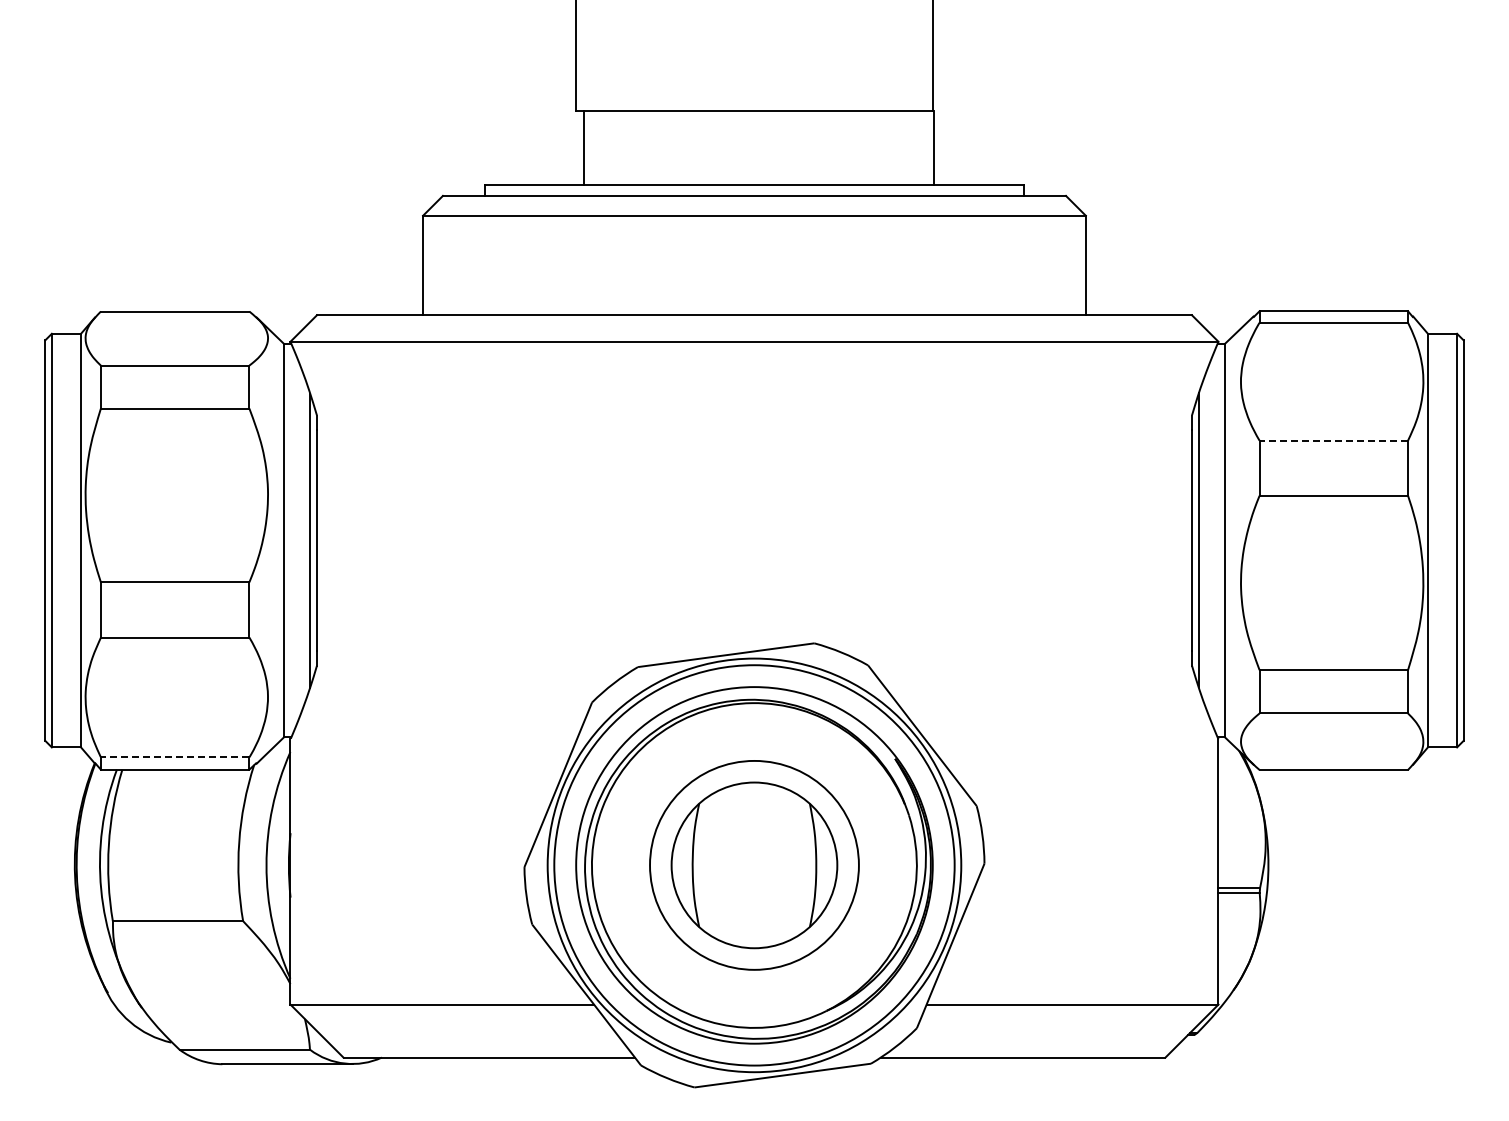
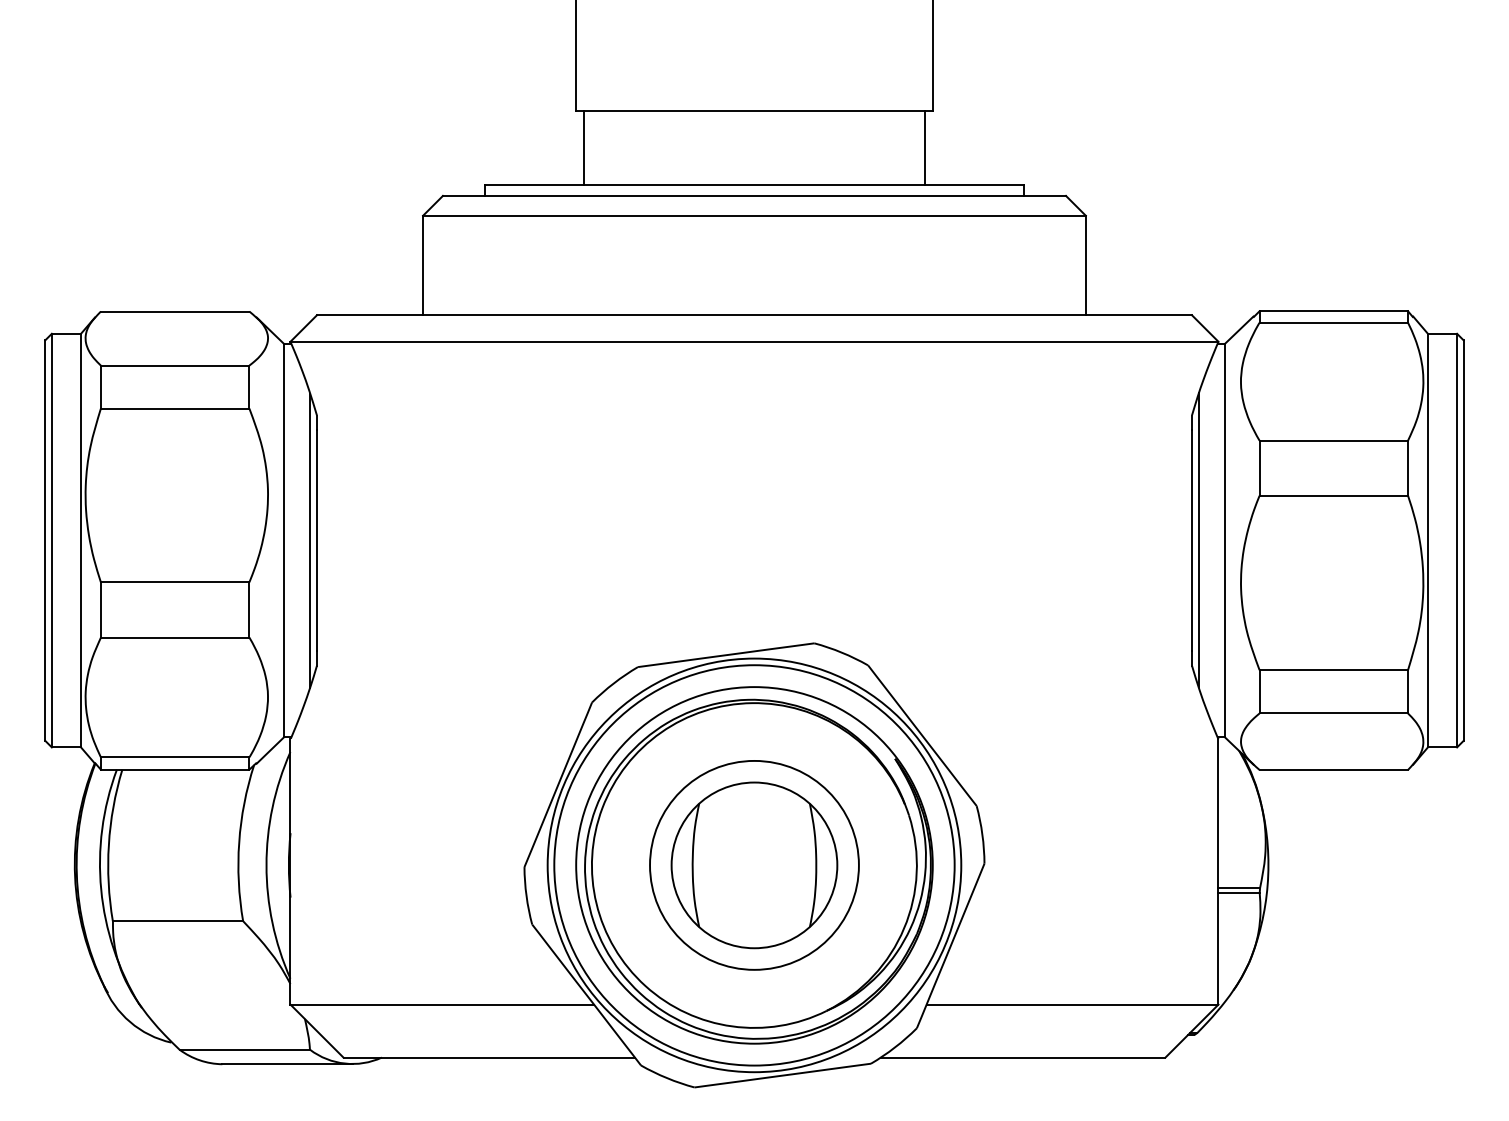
line position: (933, 148) -> (924, 148) (924, 148)
line: dashed -> solid (1333, 440)
line: dashed -> solid (174, 757)
